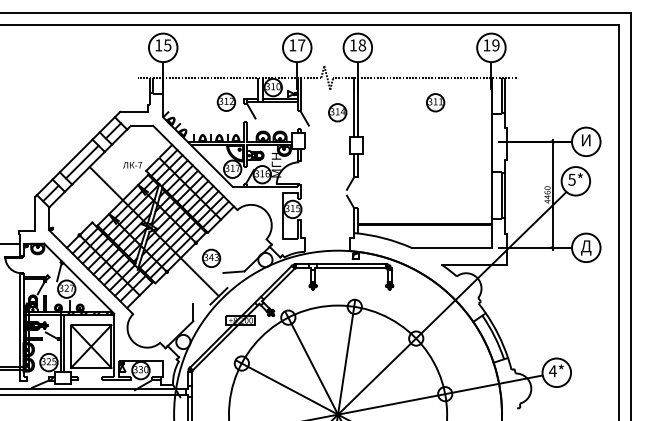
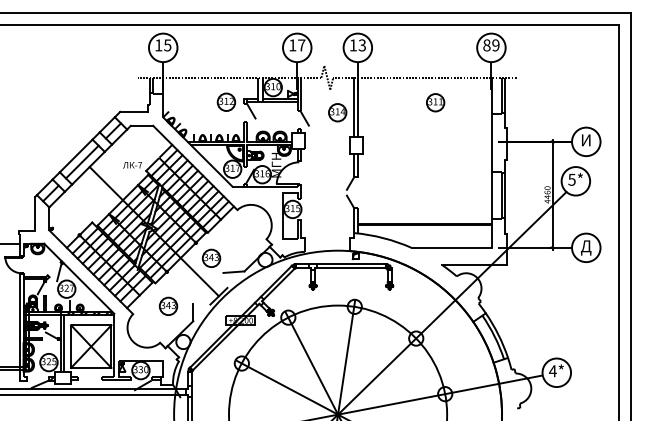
text: 18 -> 13 (362, 45)
text: 19 -> 89 (486, 45)
part: none -> present (168, 305)
